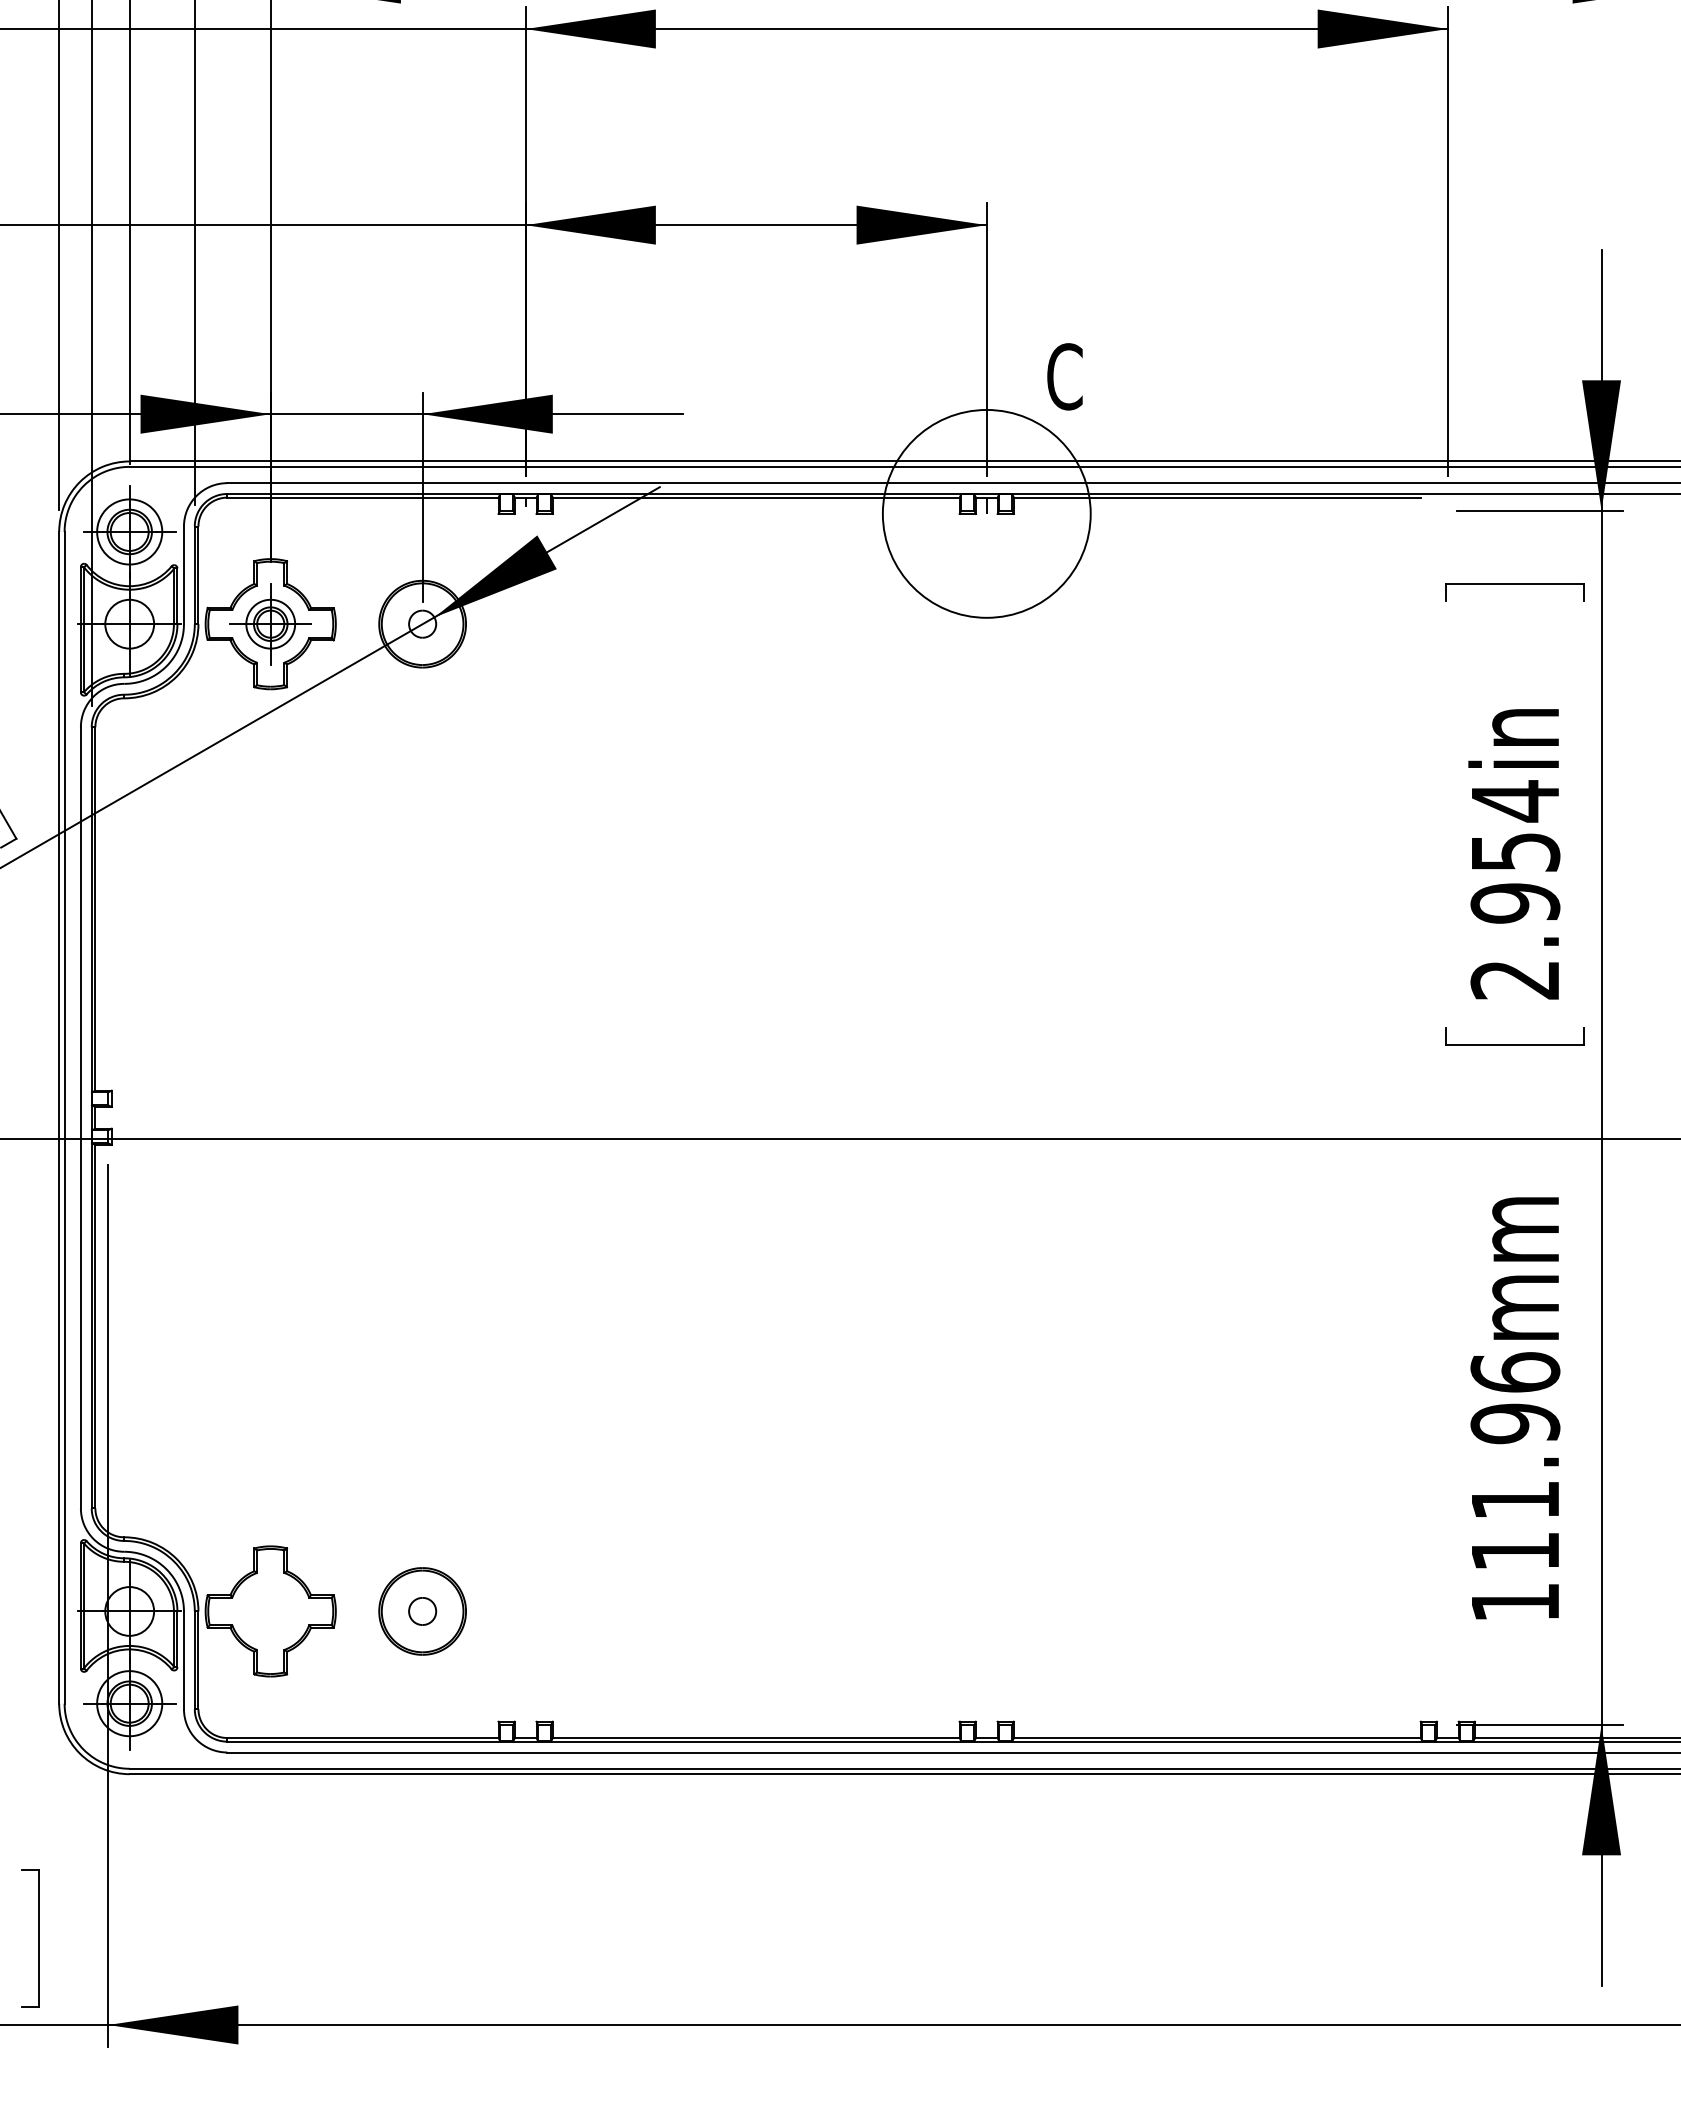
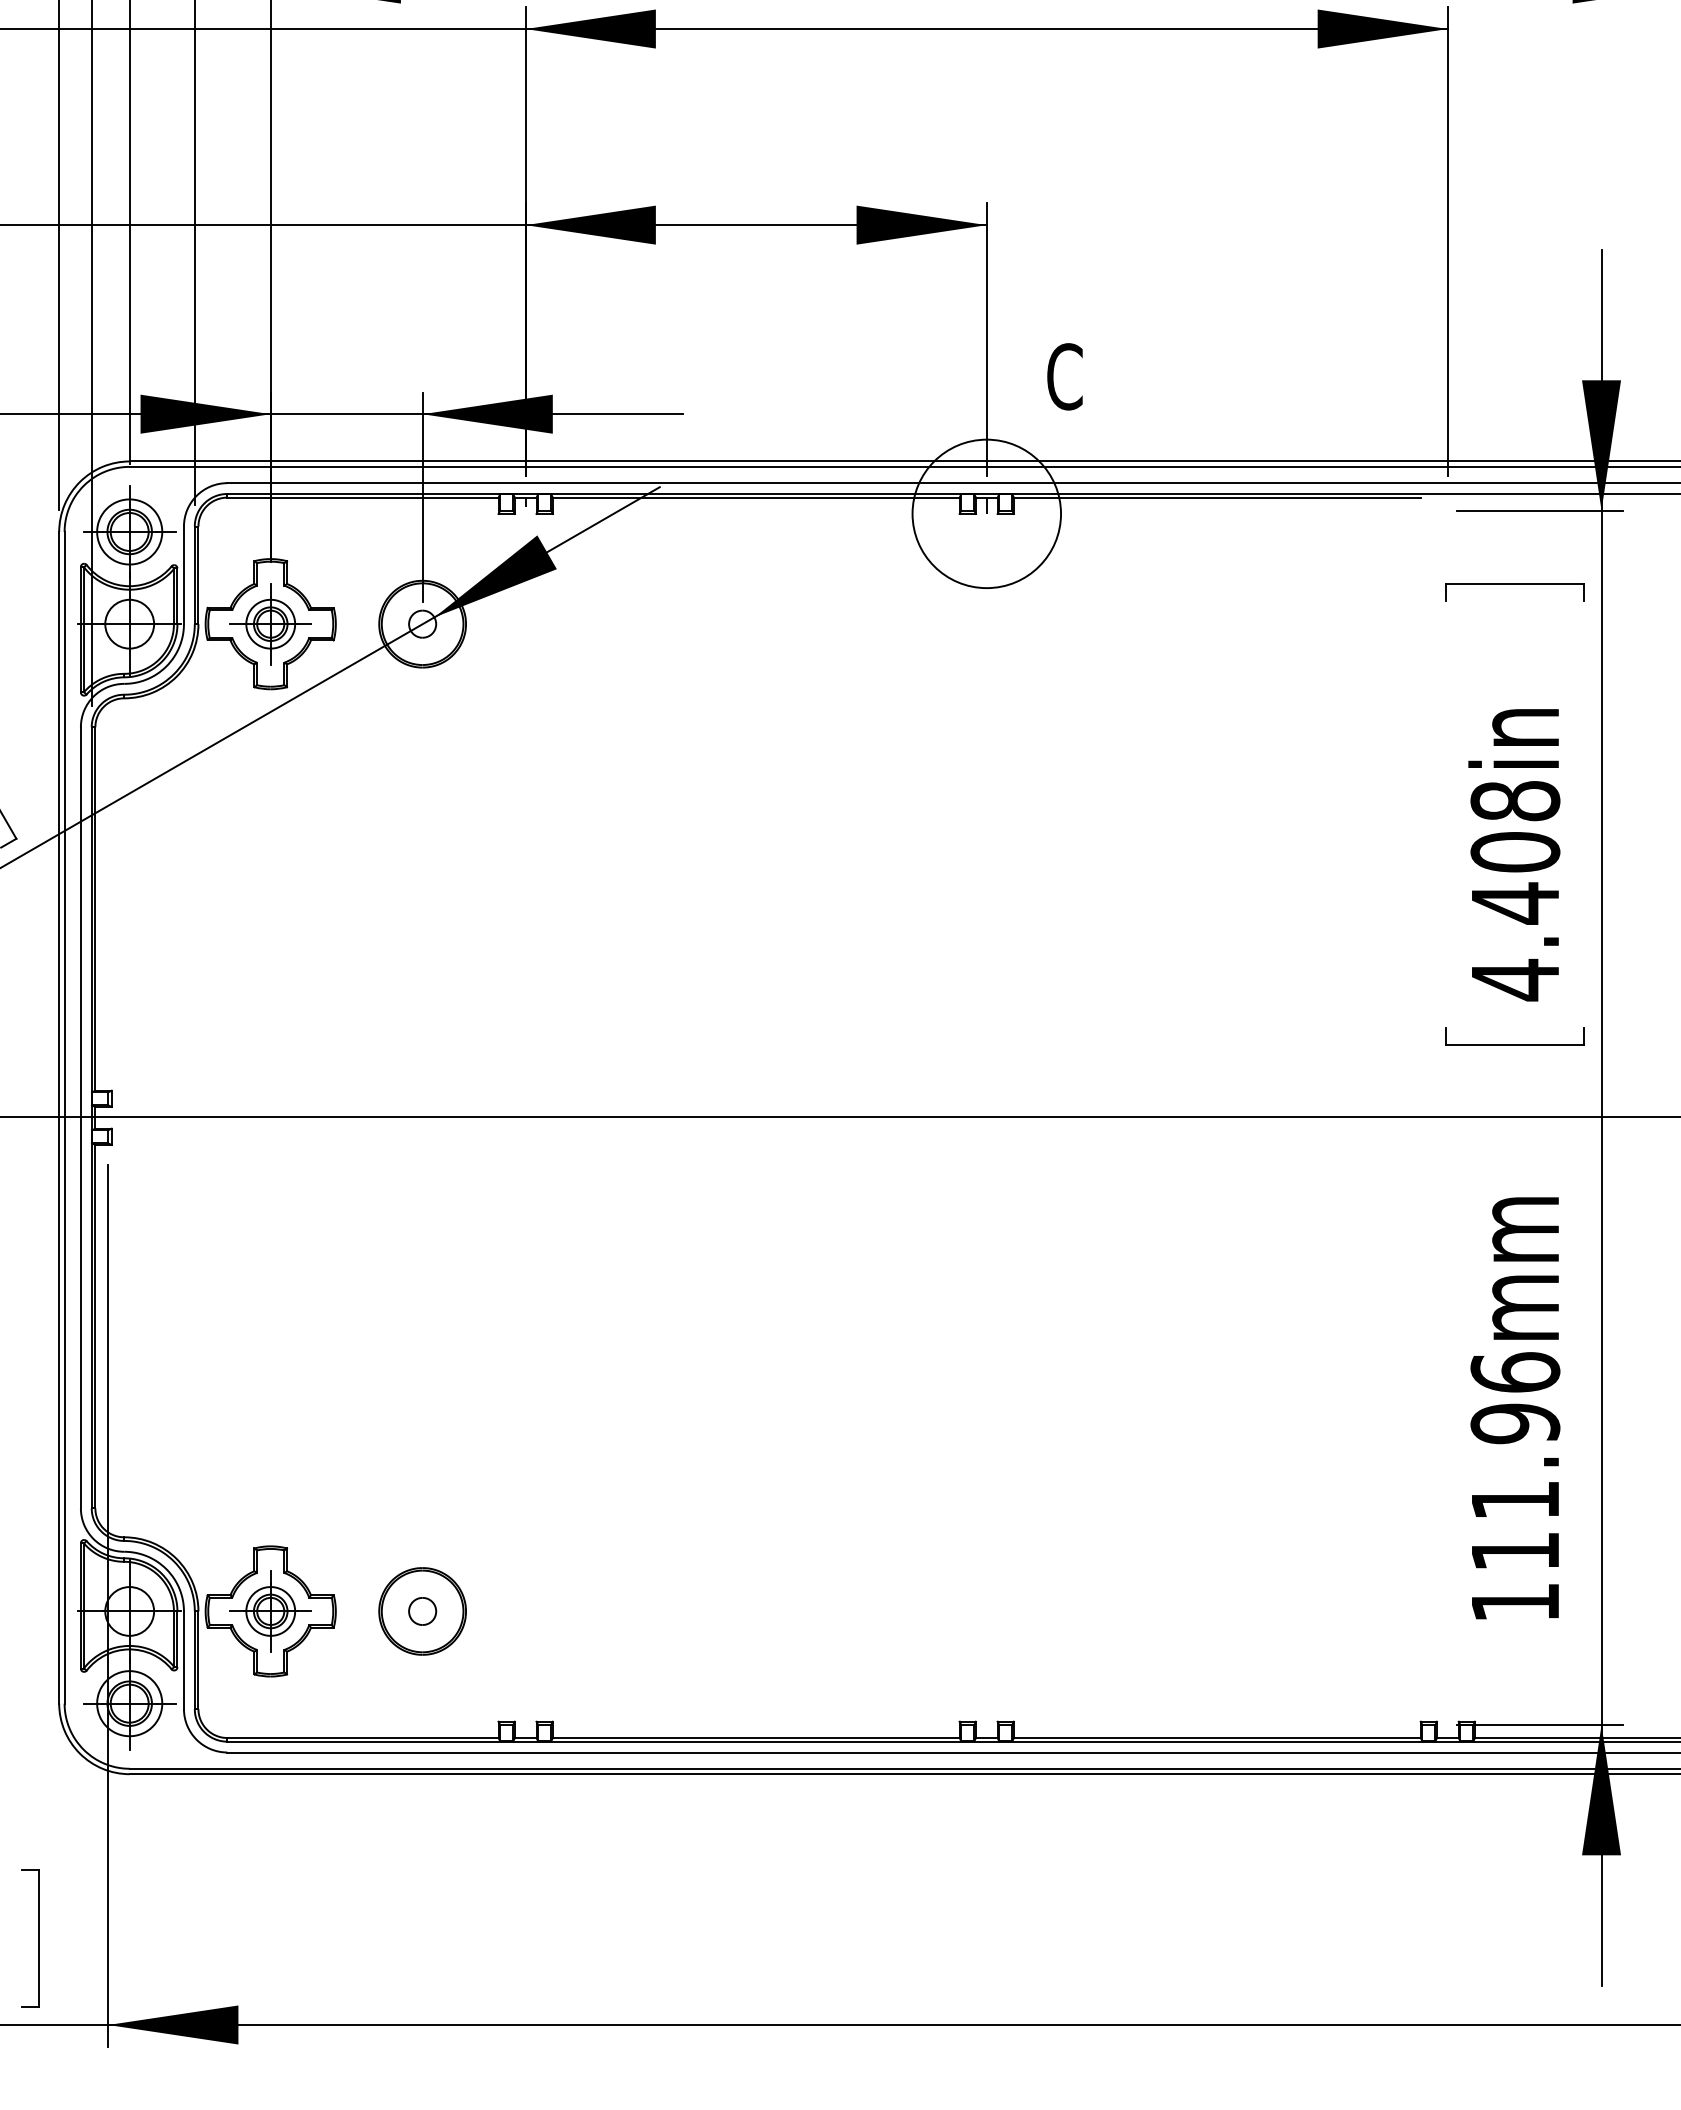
circle diameter: 208 px -> 148 px (986, 513)
text: 2.954in -> 4.408in (1515, 890)
line position: (839, 1139) -> (839, 1117) (839, 1117)
part: none -> present (270, 1611)
